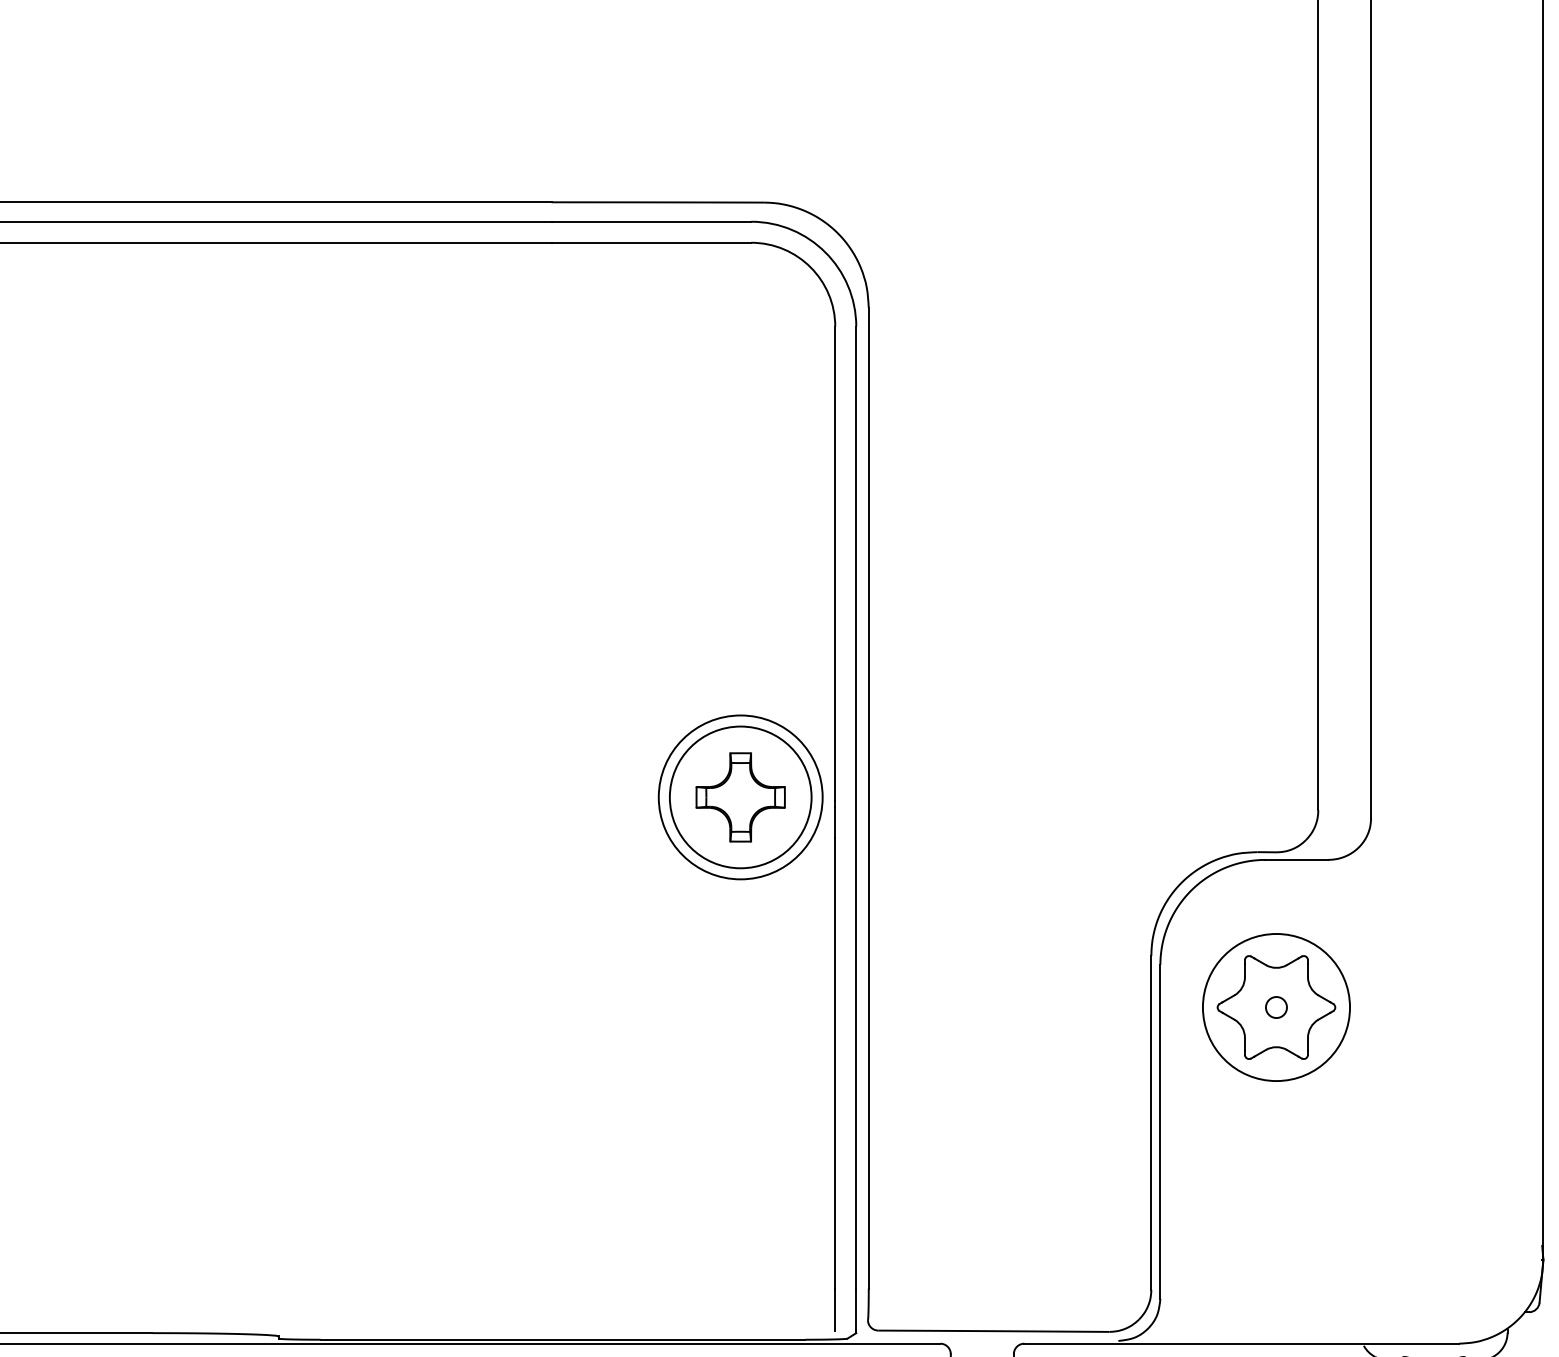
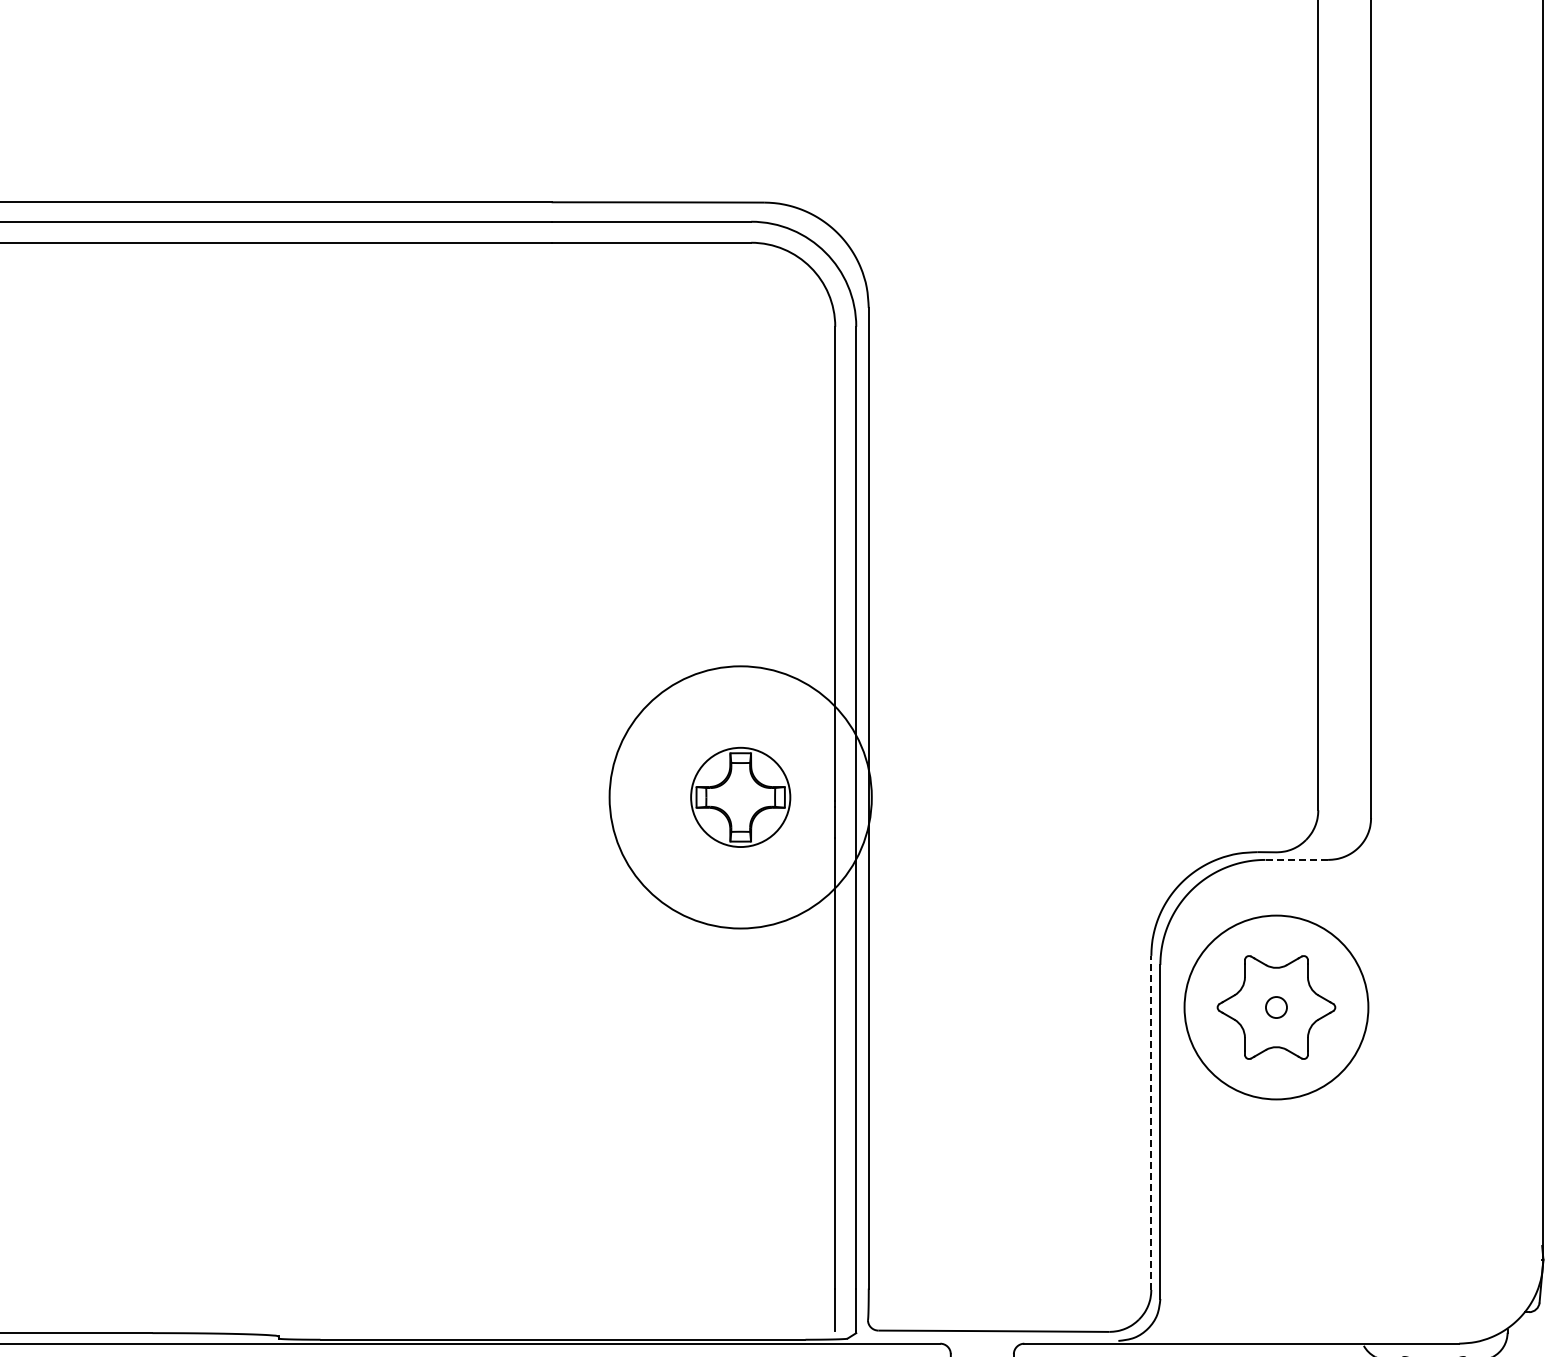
circle diameter: 142 px -> 99 px (740, 797)
circle diameter: 164 px -> 262 px (740, 797)
line: solid -> dashed (1296, 859)
circle diameter: 147 px -> 184 px (1276, 1007)
line: solid -> dashed (1151, 1122)
